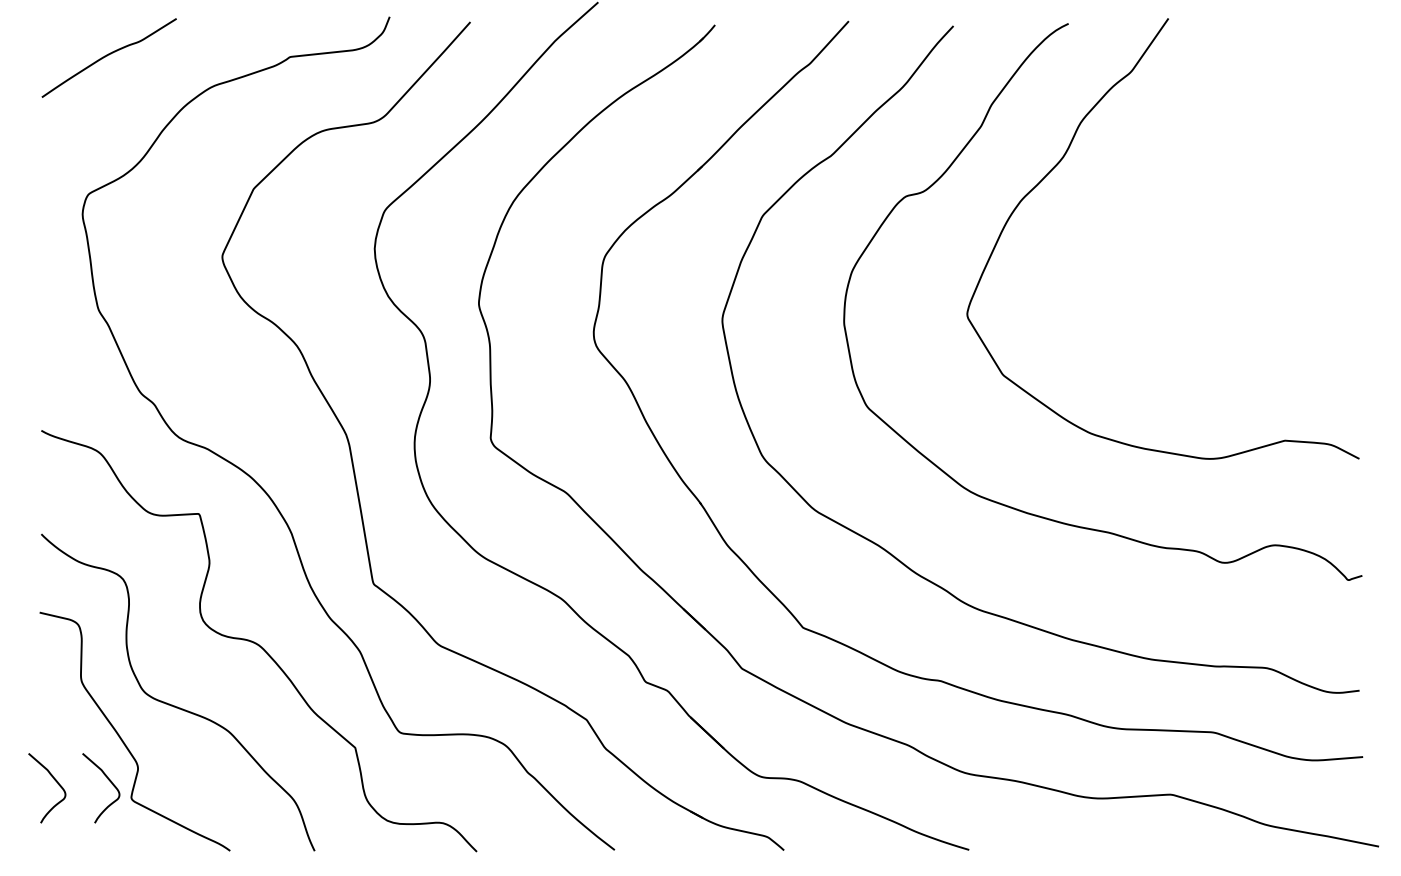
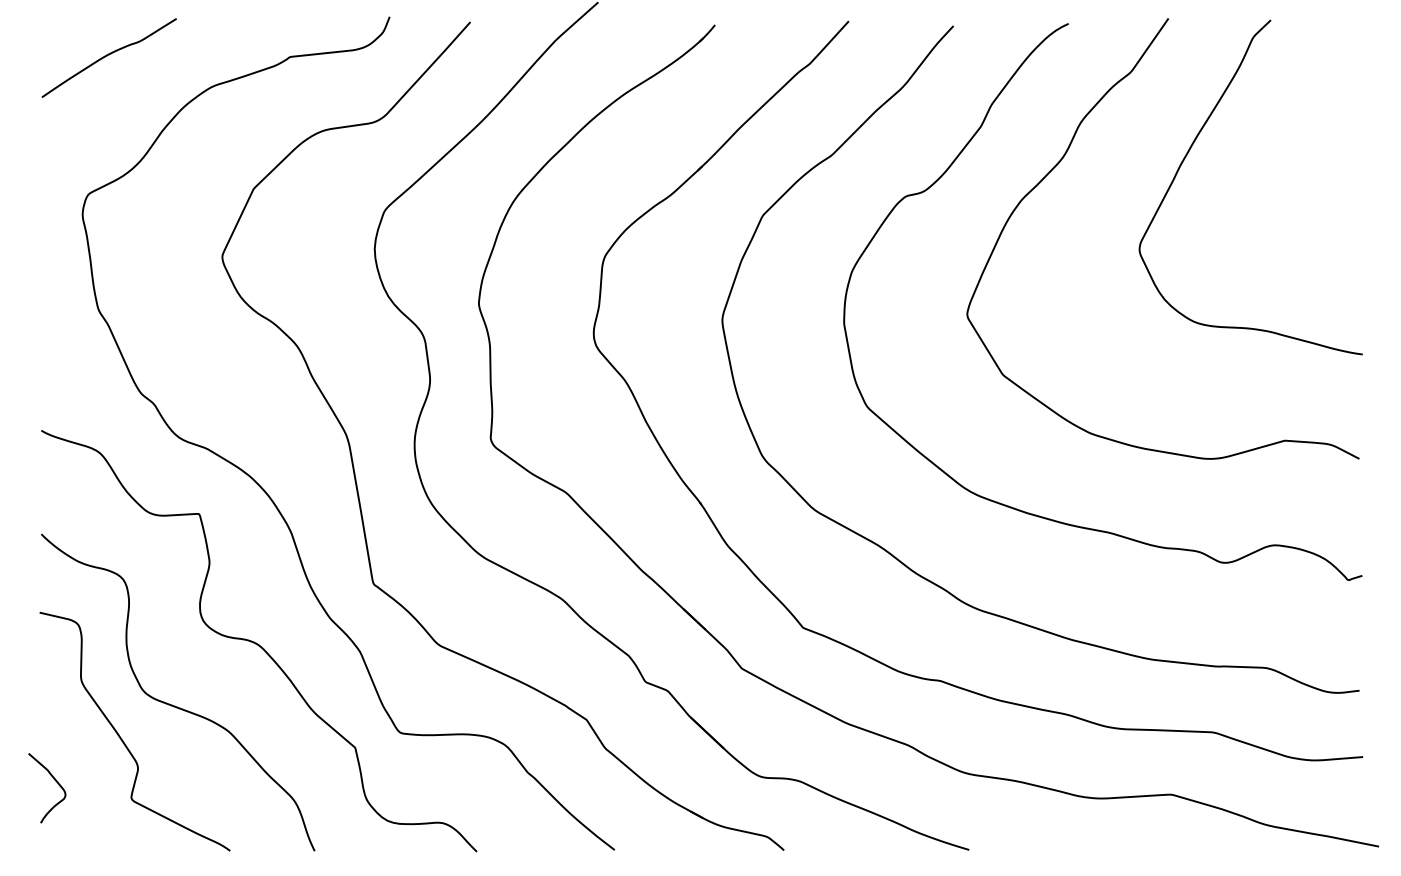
curve: none -> present (1190, 150)
curve: present -> none (108, 780)
